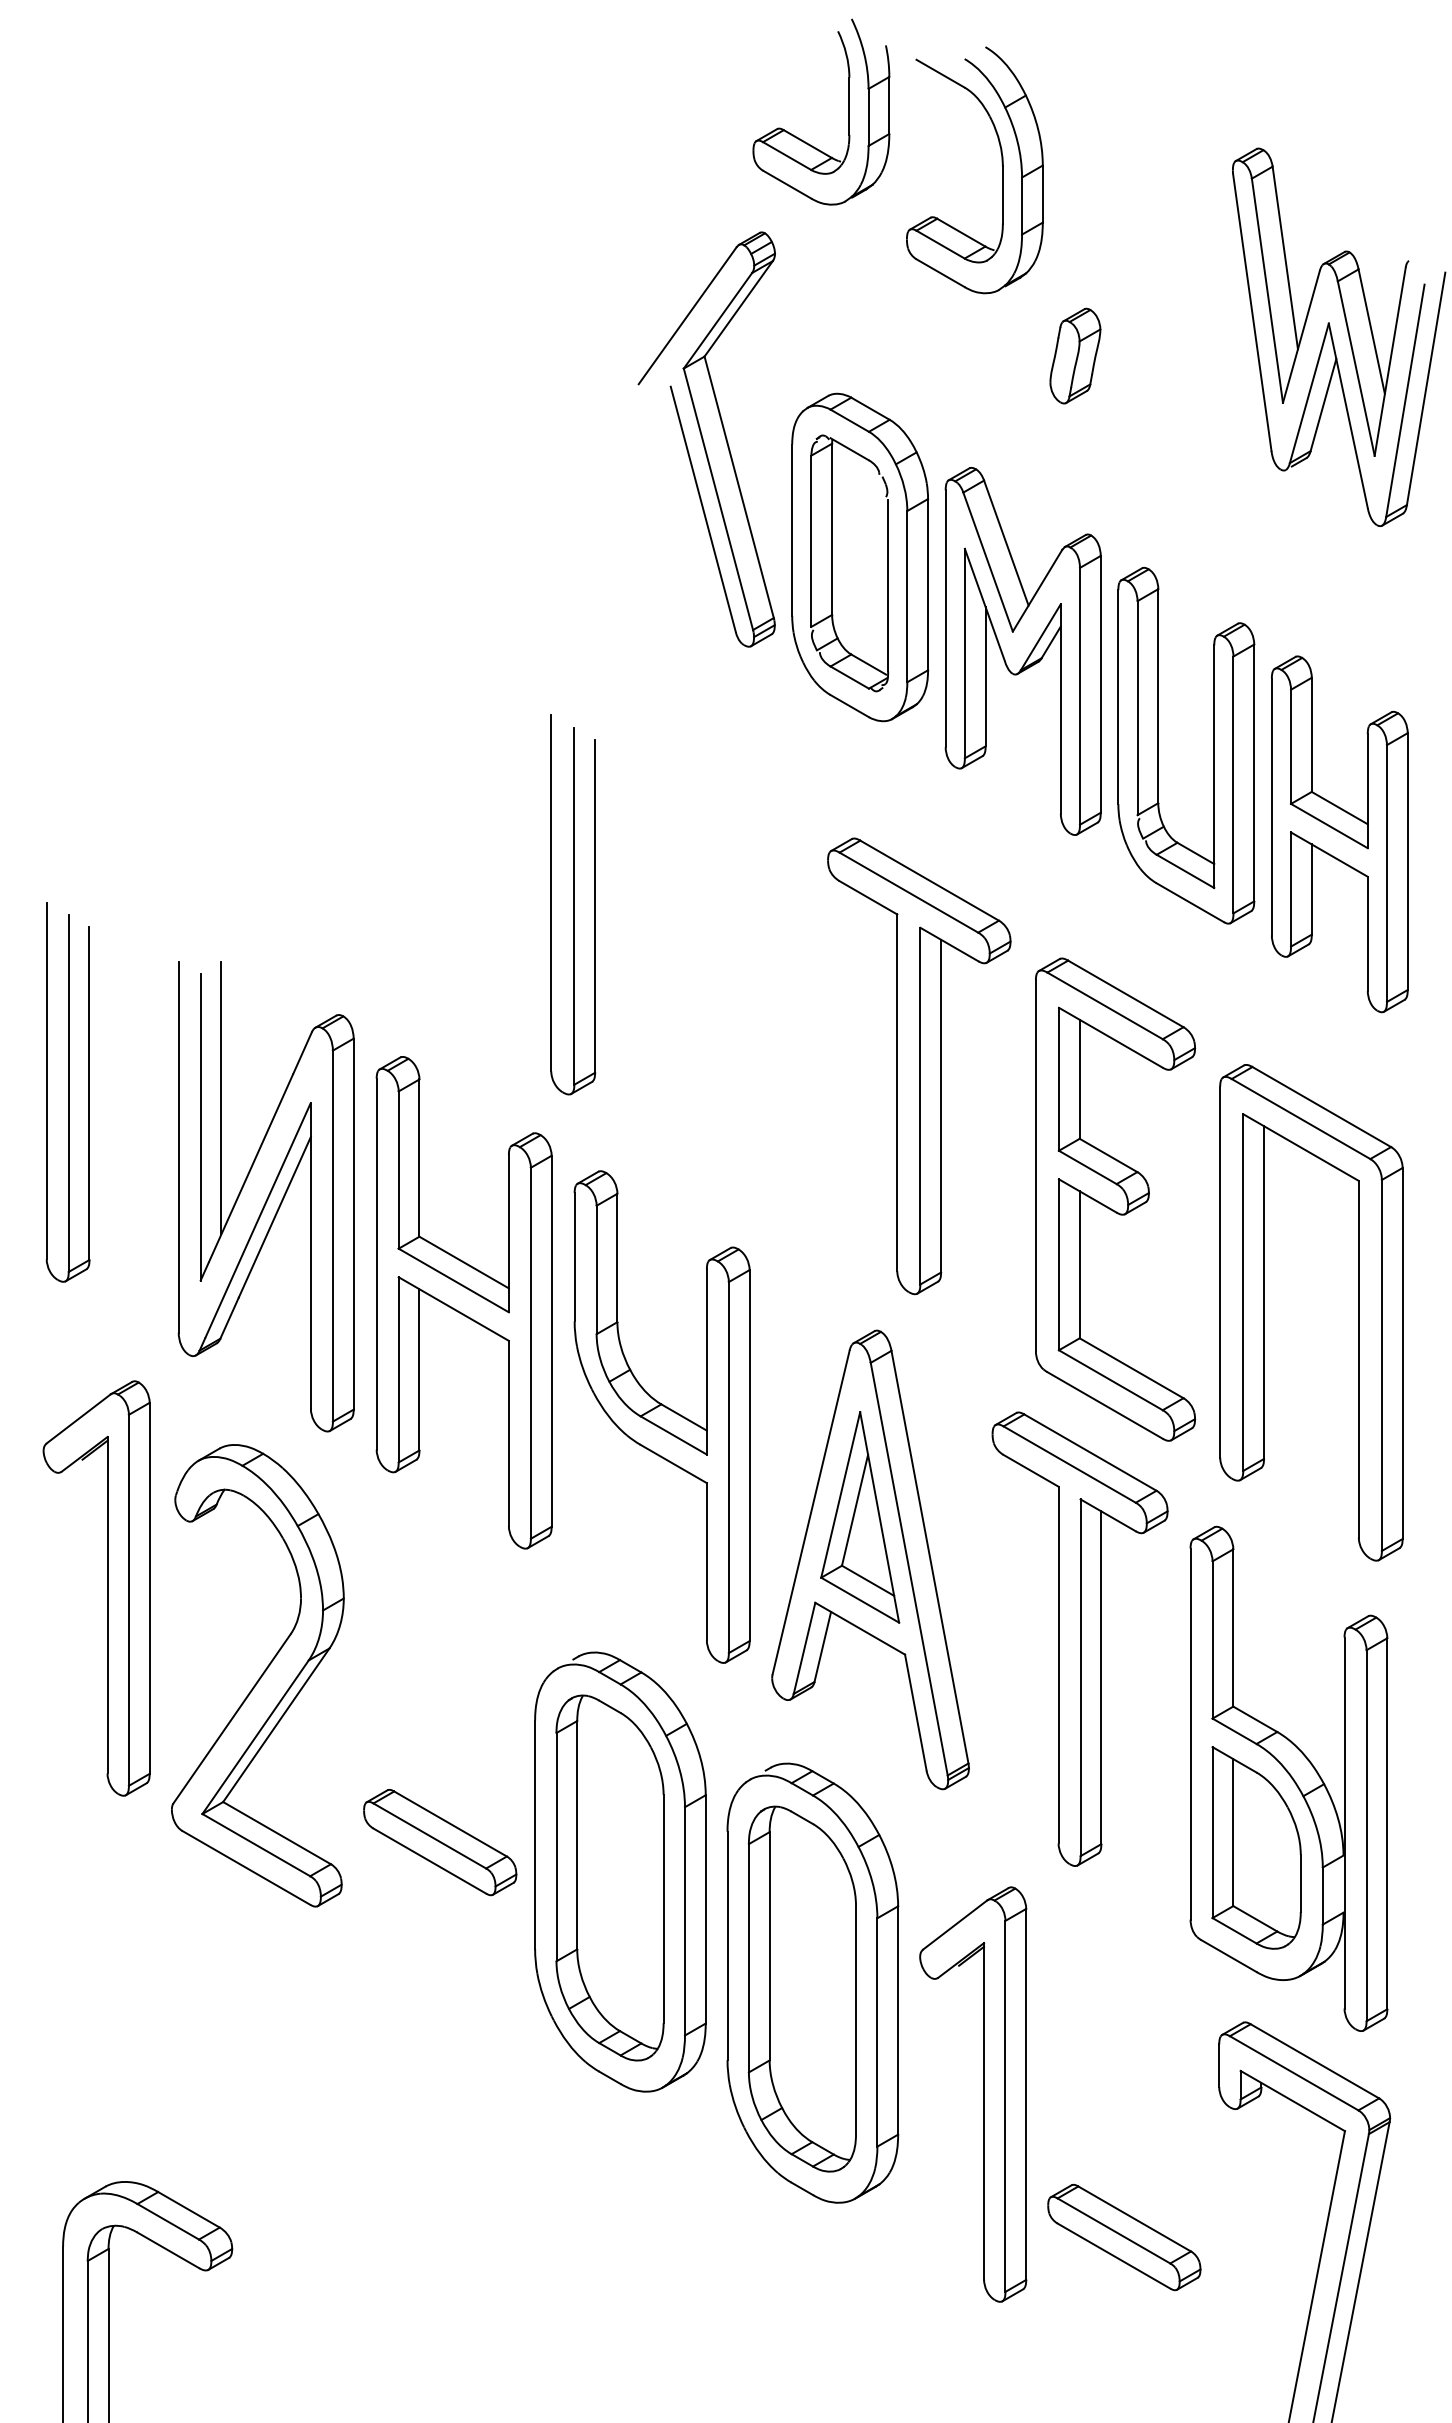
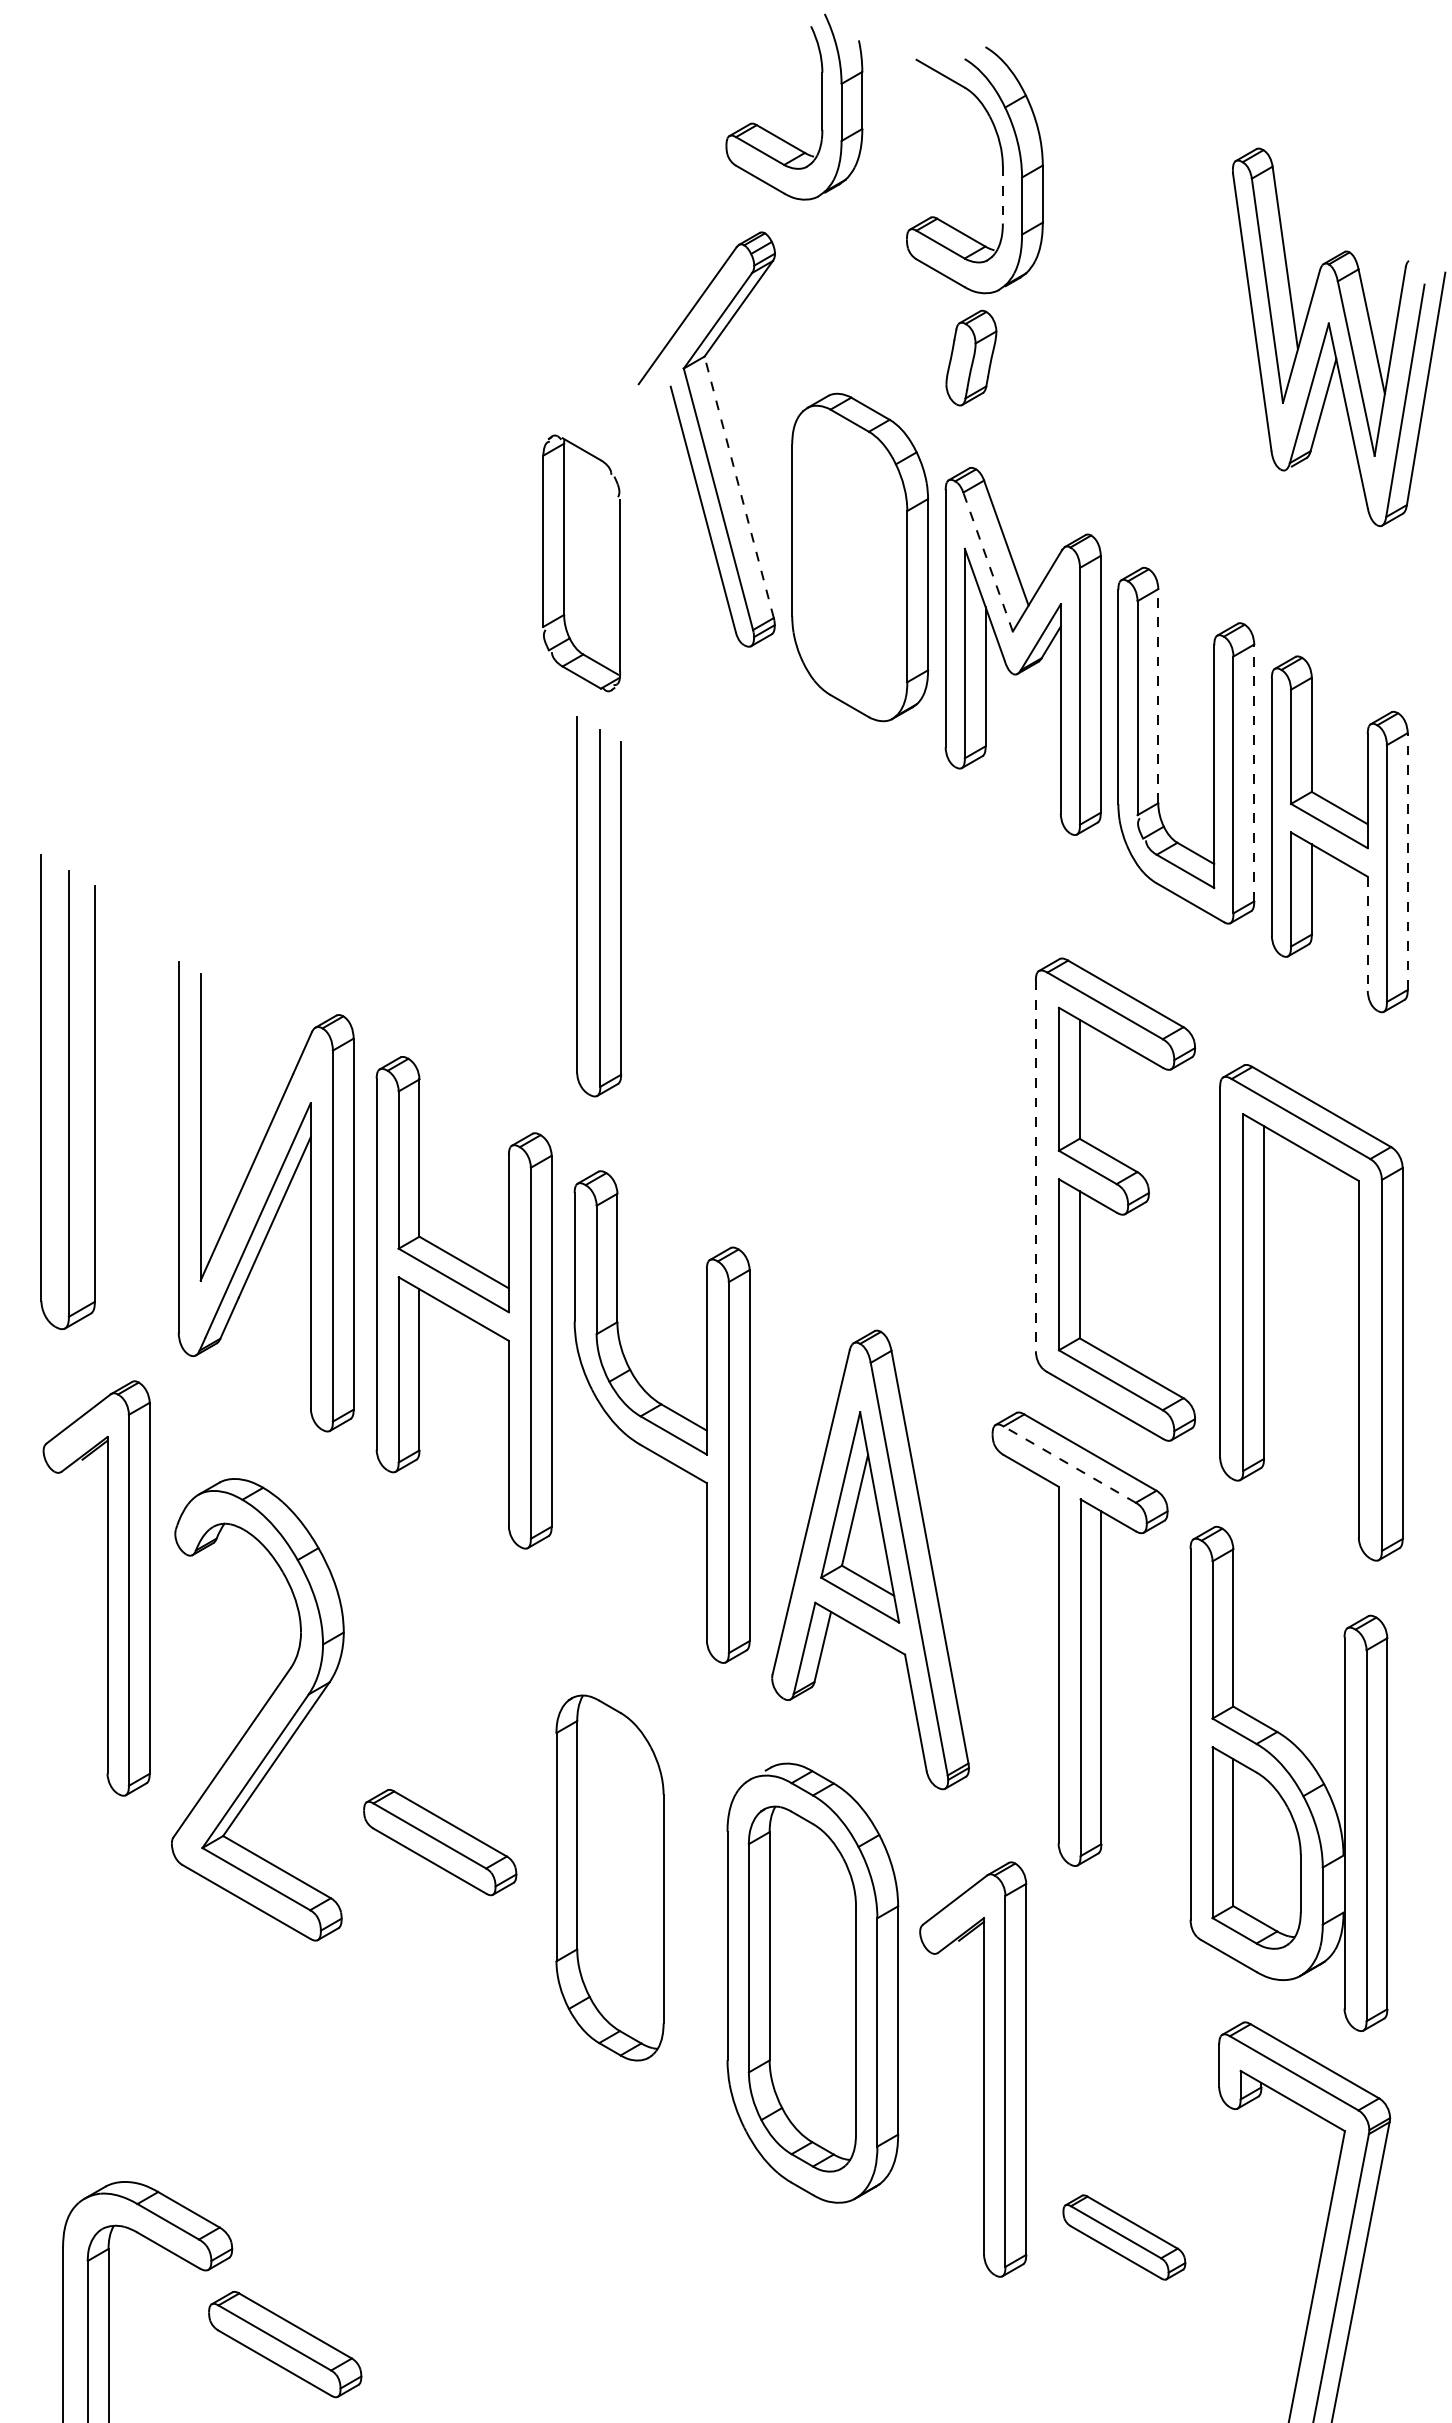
part position: (848, 111) -> (821, 106) (821, 106)
line: solid -> dashed (1002, 194)
part position: (1075, 355) -> (971, 357) (971, 357)
line: solid -> dashed (739, 486)
line: solid -> dashed (988, 562)
part position: (832, 563) -> (564, 563) (564, 563)
line: solid -> dashed (1158, 695)
line: solid -> dashed (1254, 772)
line: solid -> dashed (1407, 861)
part position: (573, 904) -> (599, 906) (599, 906)
line: solid -> dashed (1367, 934)
part: present -> none (919, 1066)
part size: 46x381 px -> 56x476 px (67, 1091)
line: present -> none (221, 1098)
line: solid -> dashed (1035, 1165)
line: solid -> dashed (1069, 1464)
part position: (257, 1675) -> (257, 1709) (257, 1709)
part: present -> none (620, 1871)
part position: (983, 2094) -> (983, 2069) (983, 2069)
part size: 155x109 px -> 125x87 px (1124, 2237)
part: none -> present (285, 2344)
